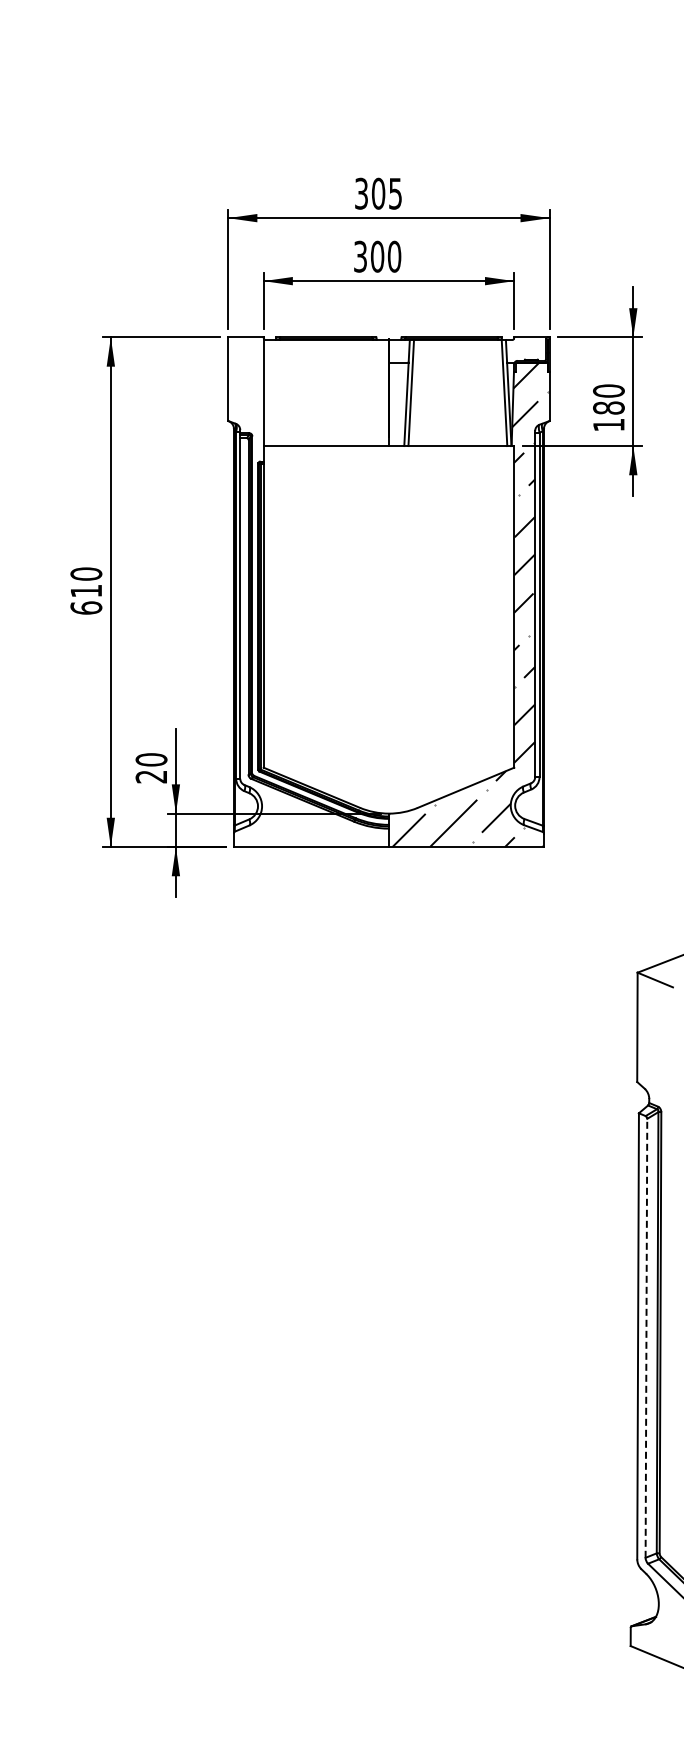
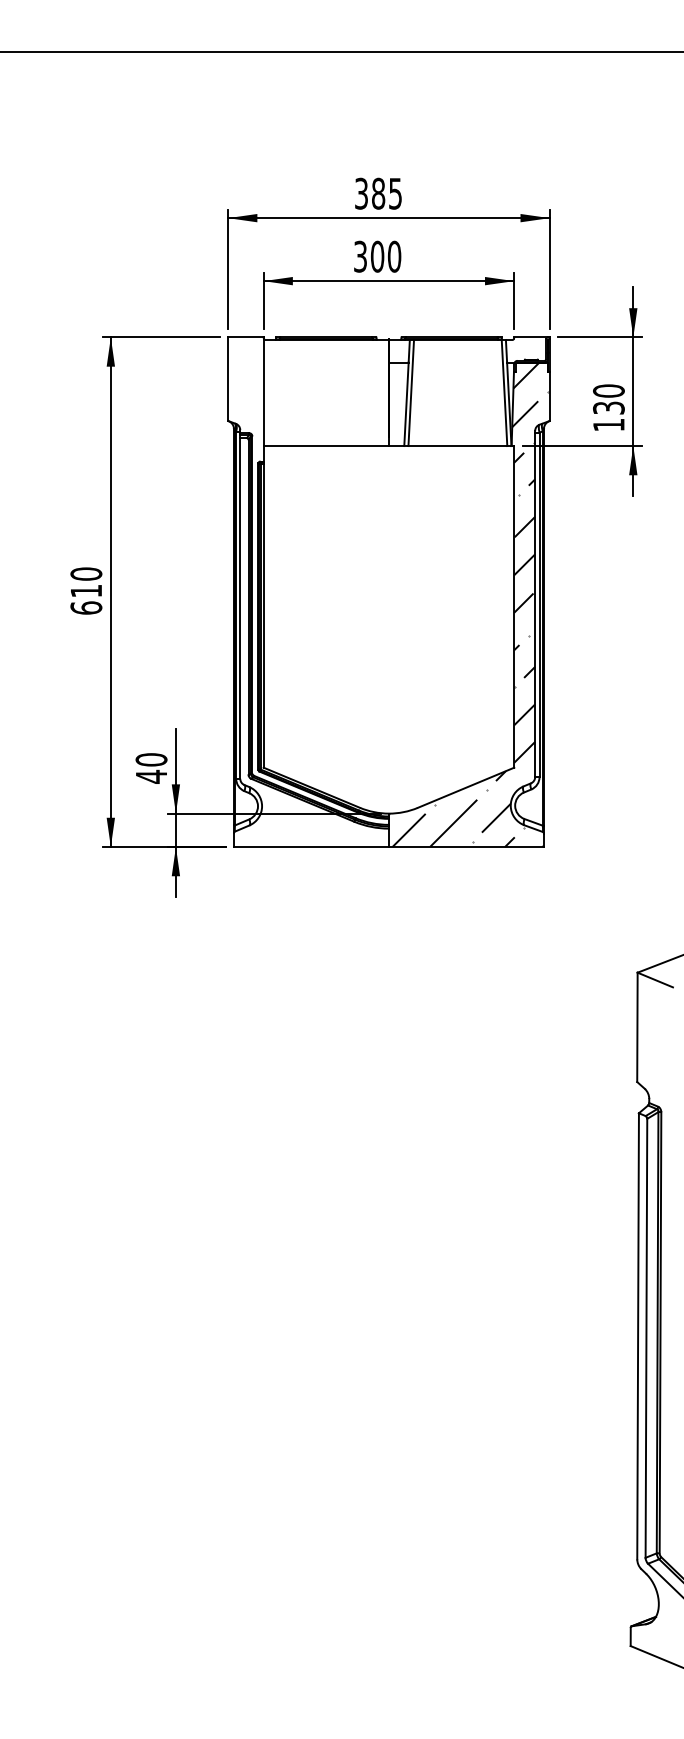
line: none -> present (341, 52)
text: 305 -> 385 (378, 193)
text: 180 -> 130 (608, 407)
text: 20 -> 40 (150, 776)
line: dashed -> solid (646, 1337)
